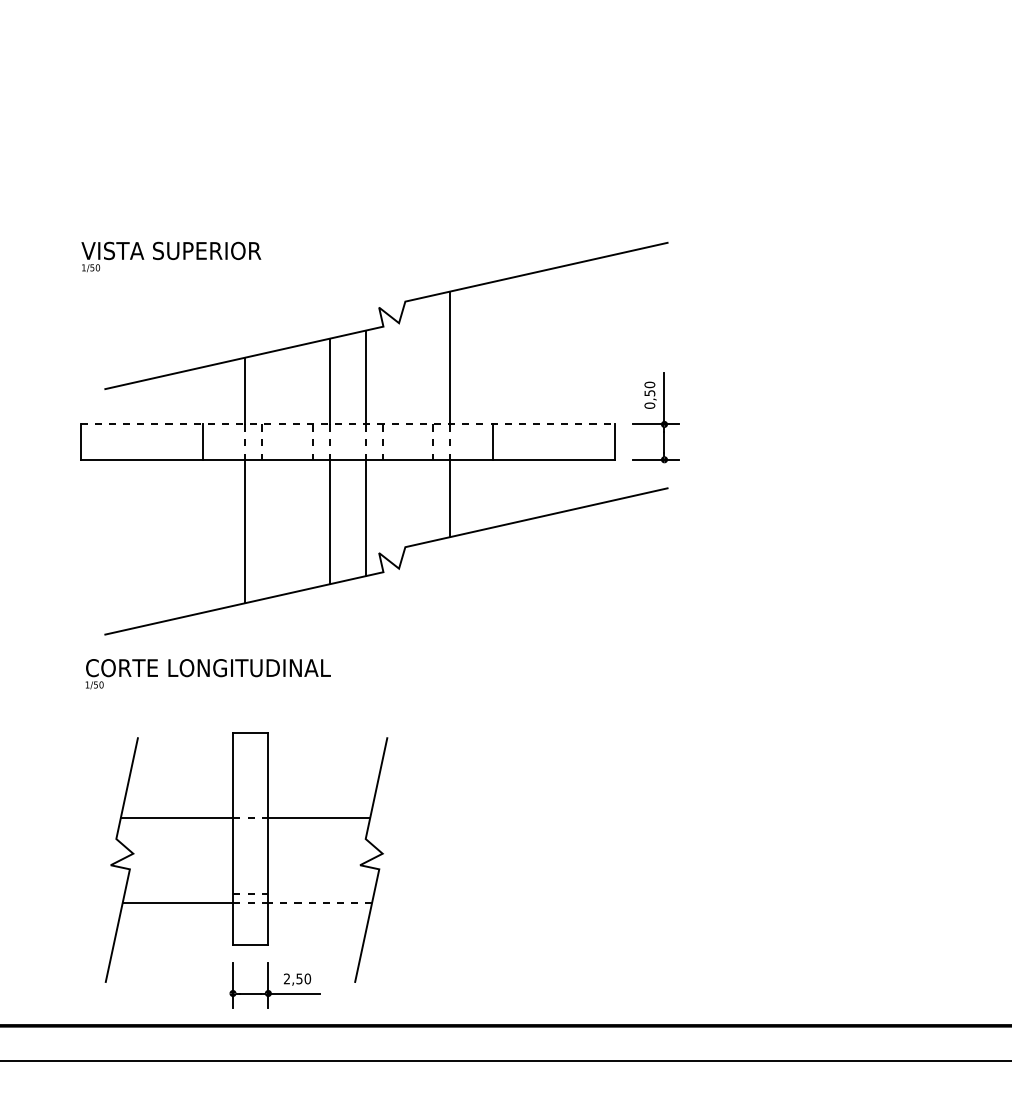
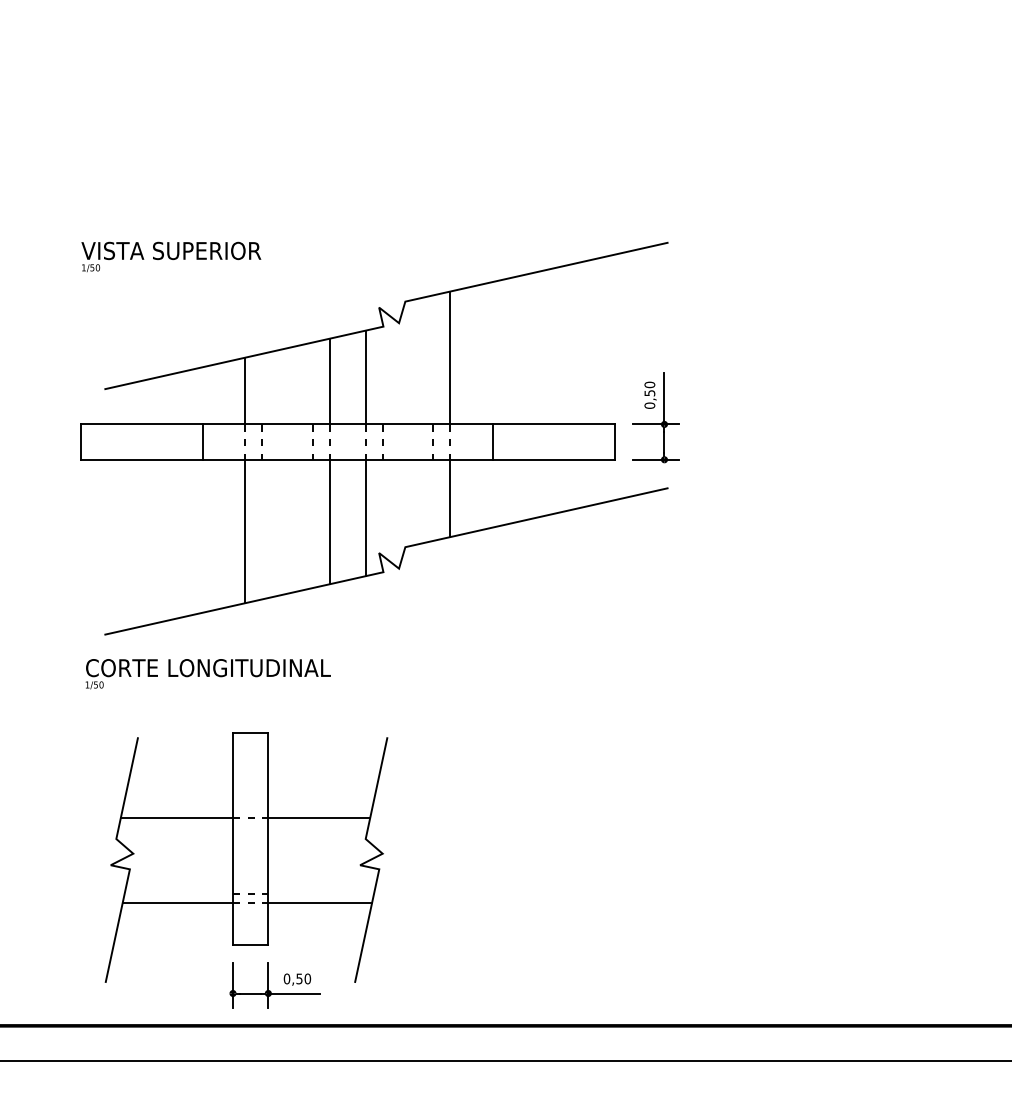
line: dashed -> solid (348, 424)
line: dashed -> solid (320, 902)
text: 2,50 -> 0,50 (286, 978)
